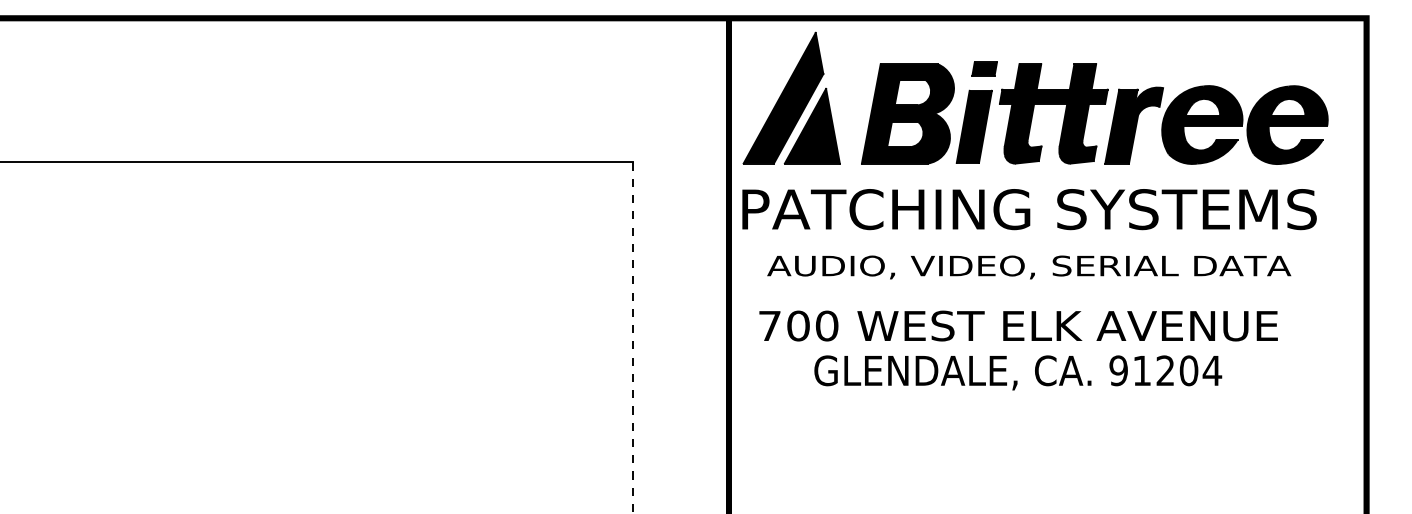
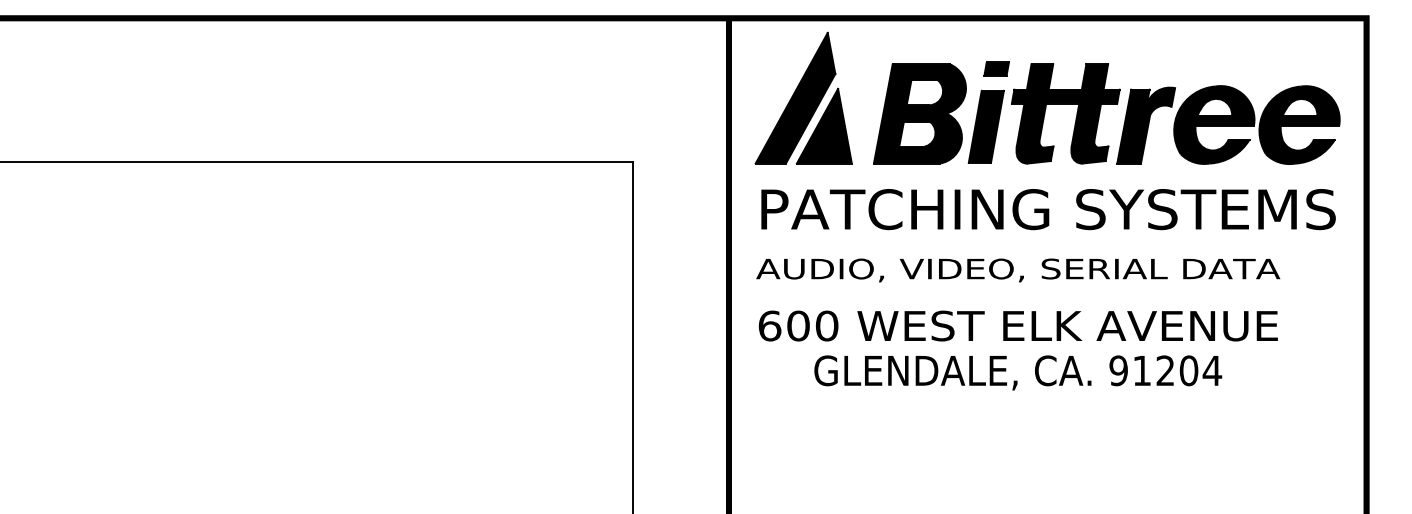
part position: (1035, 97) -> (1047, 97) (1047, 97)
text position: (1029, 209) -> (1048, 209) (1048, 209)
text position: (1029, 267) -> (1018, 270) (1018, 270)
text: 700 -> 600 (769, 325)
line: dashed -> solid (632, 338)
